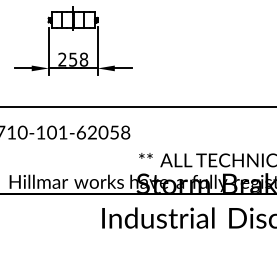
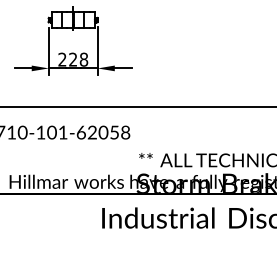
text: 258 -> 228 (73, 59)
